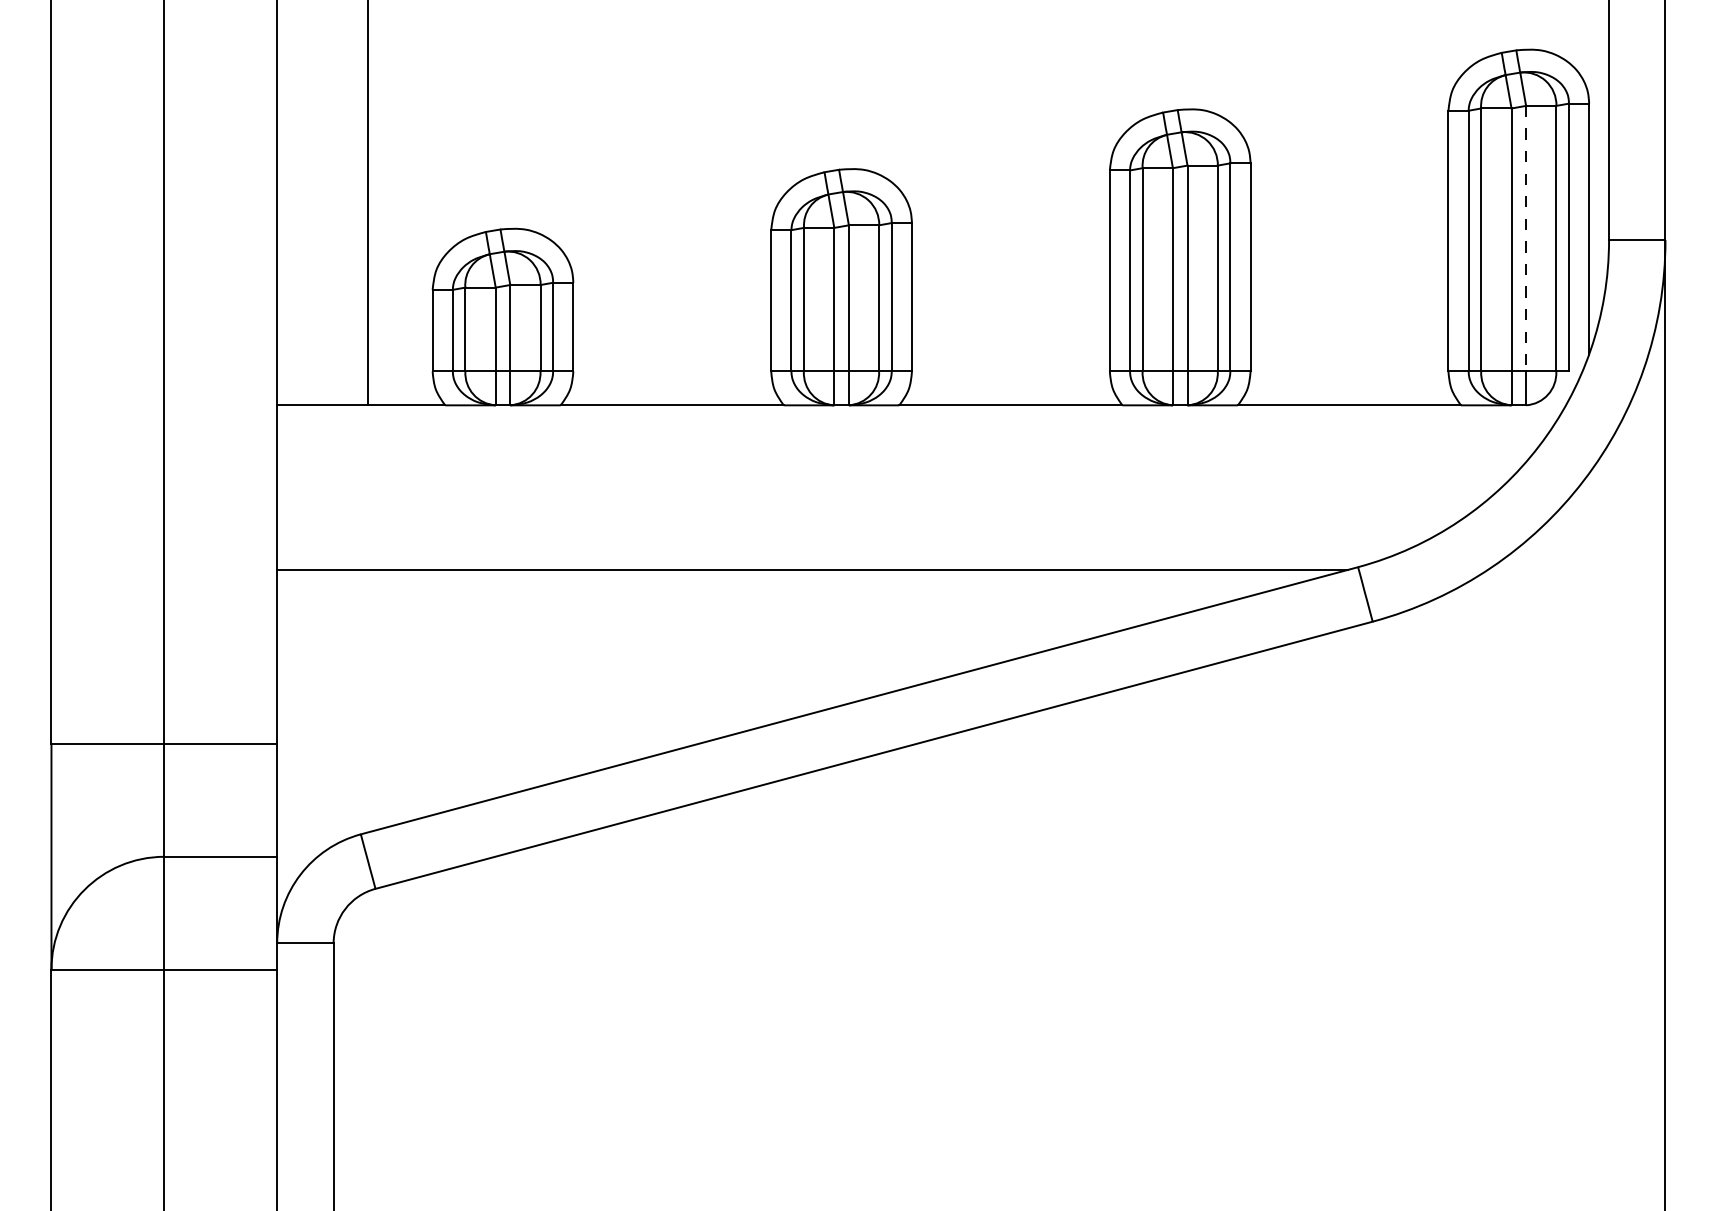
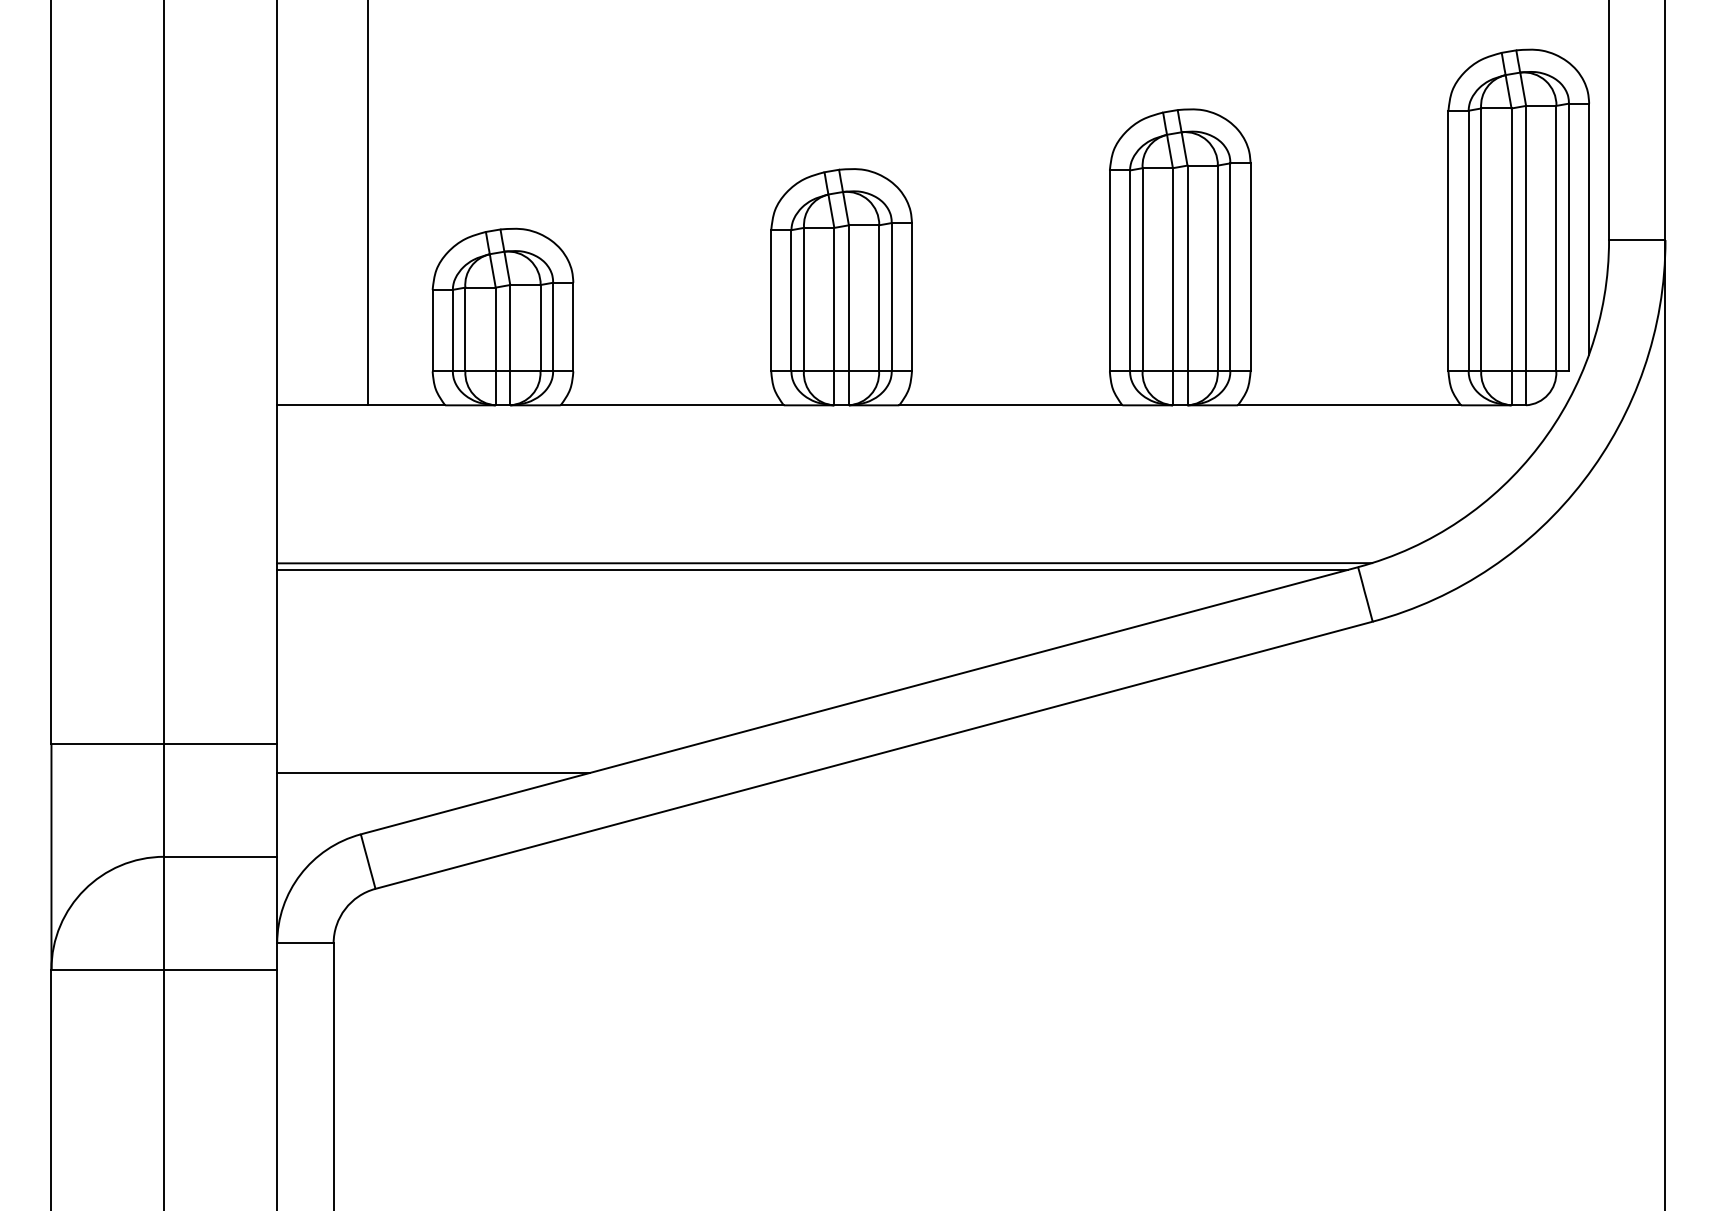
line: dashed -> solid (1526, 238)
line: none -> present (824, 563)
line: none -> present (433, 772)
